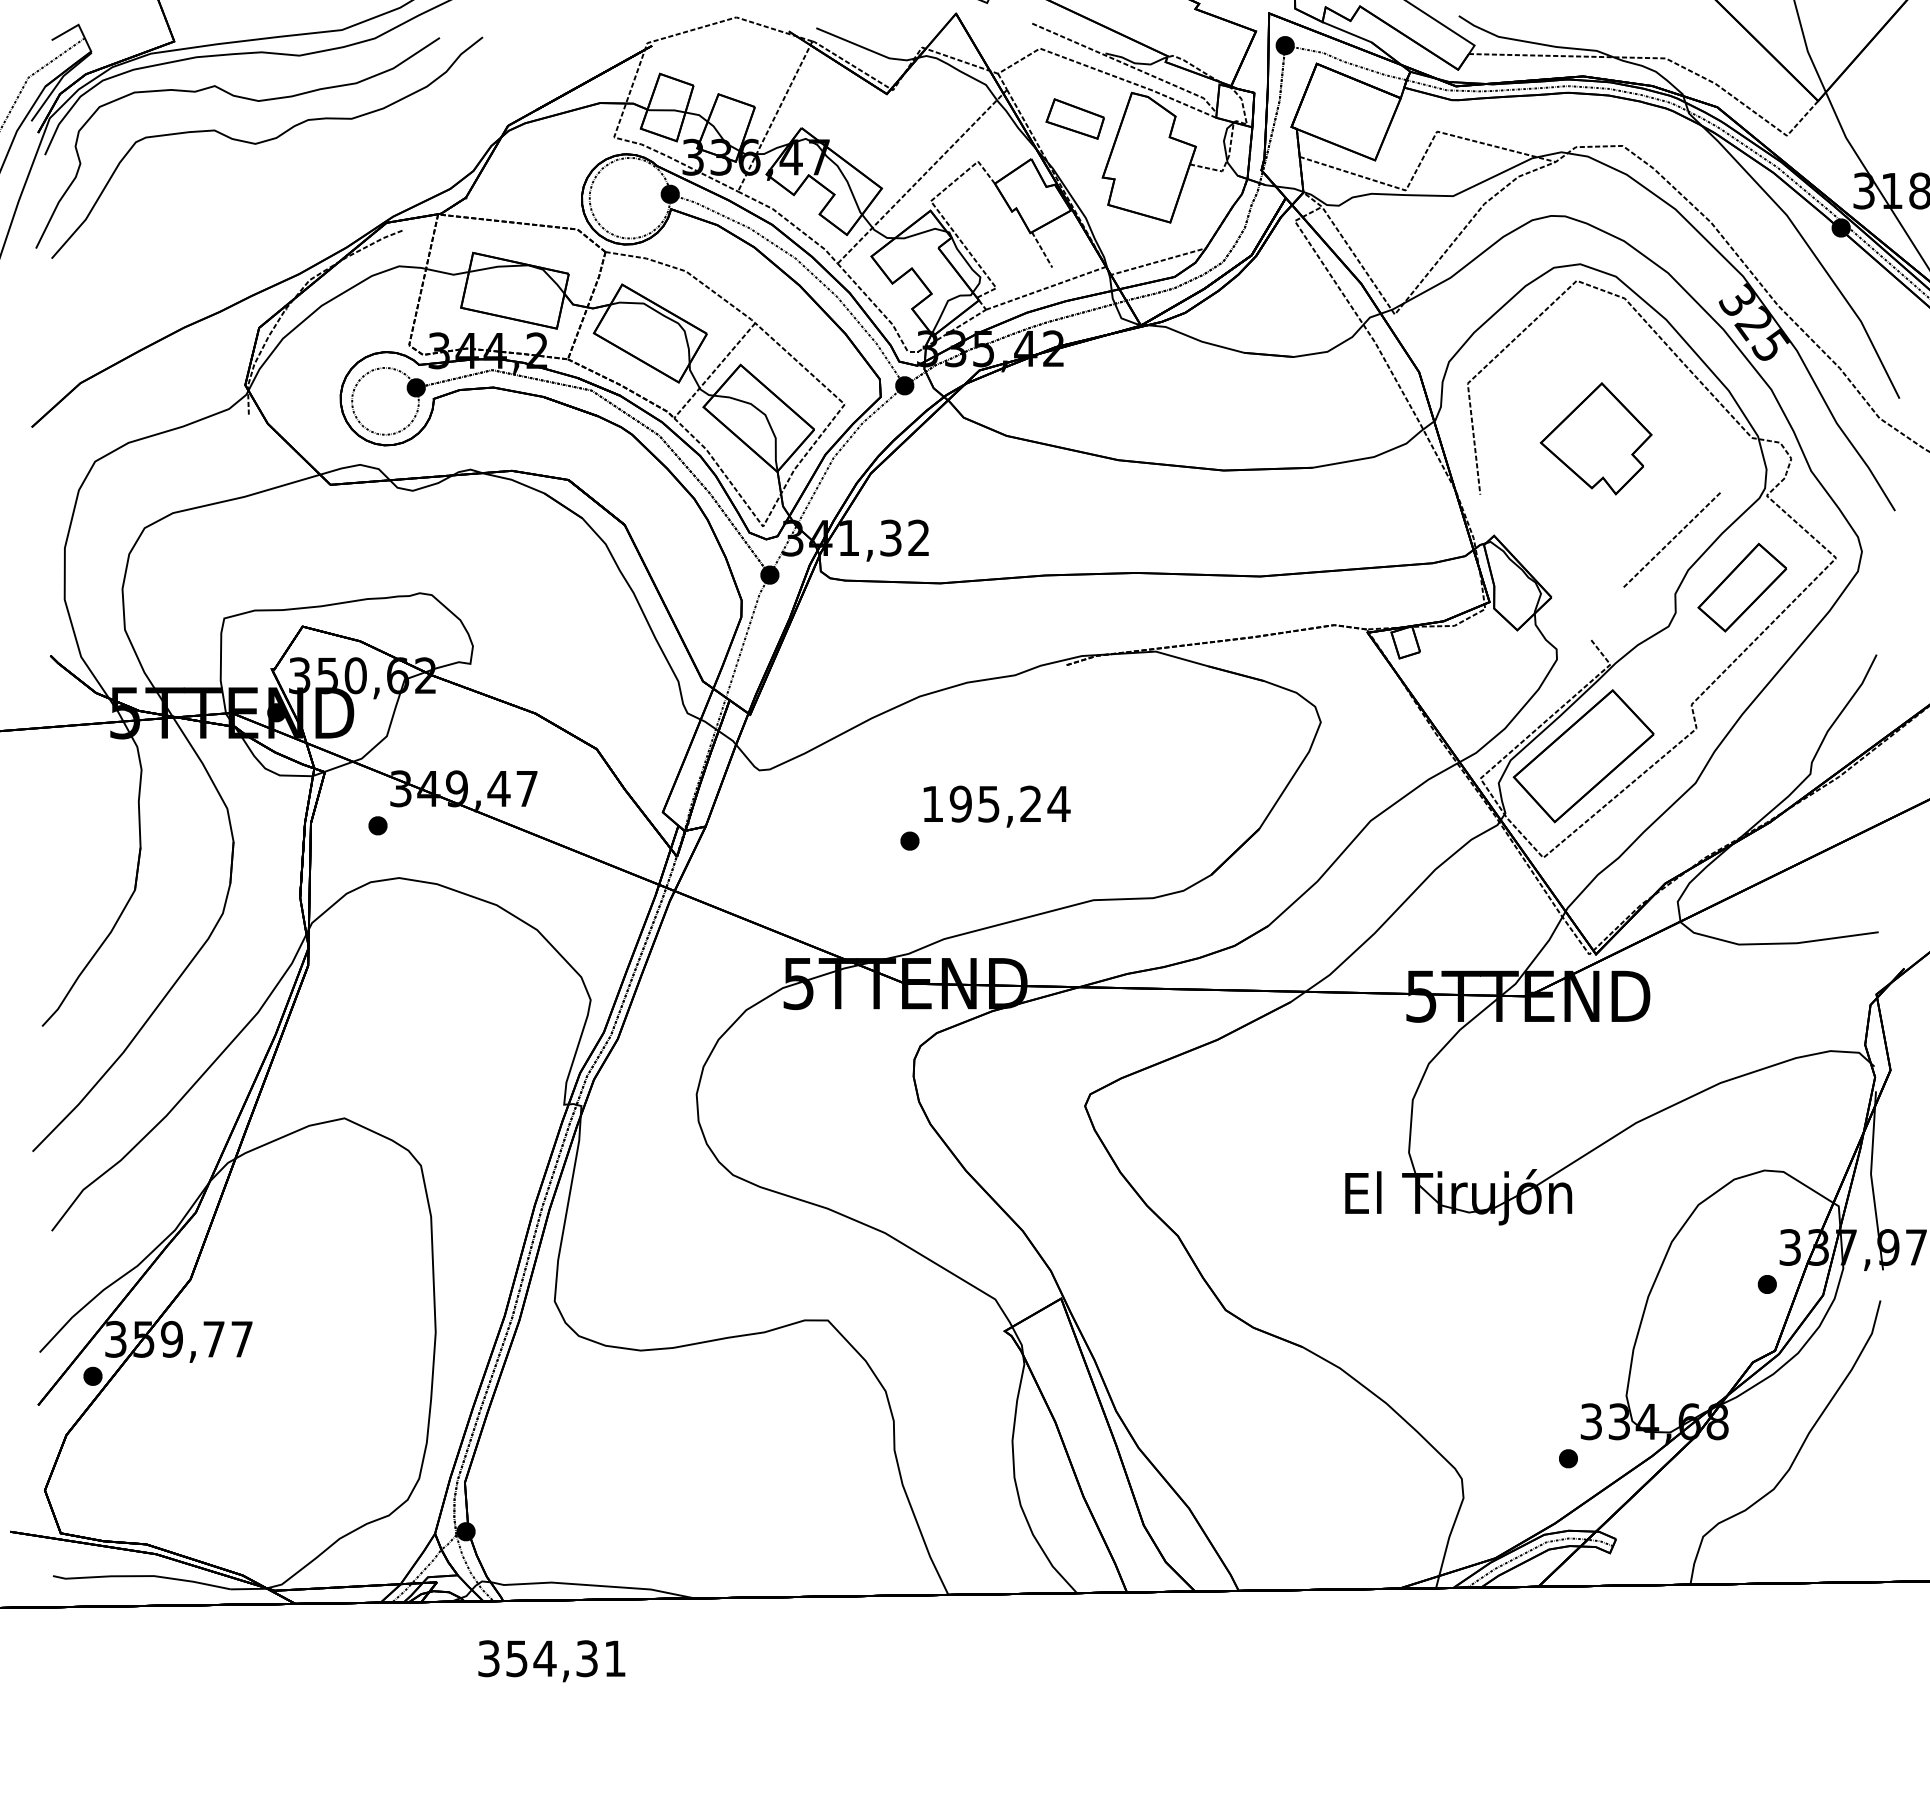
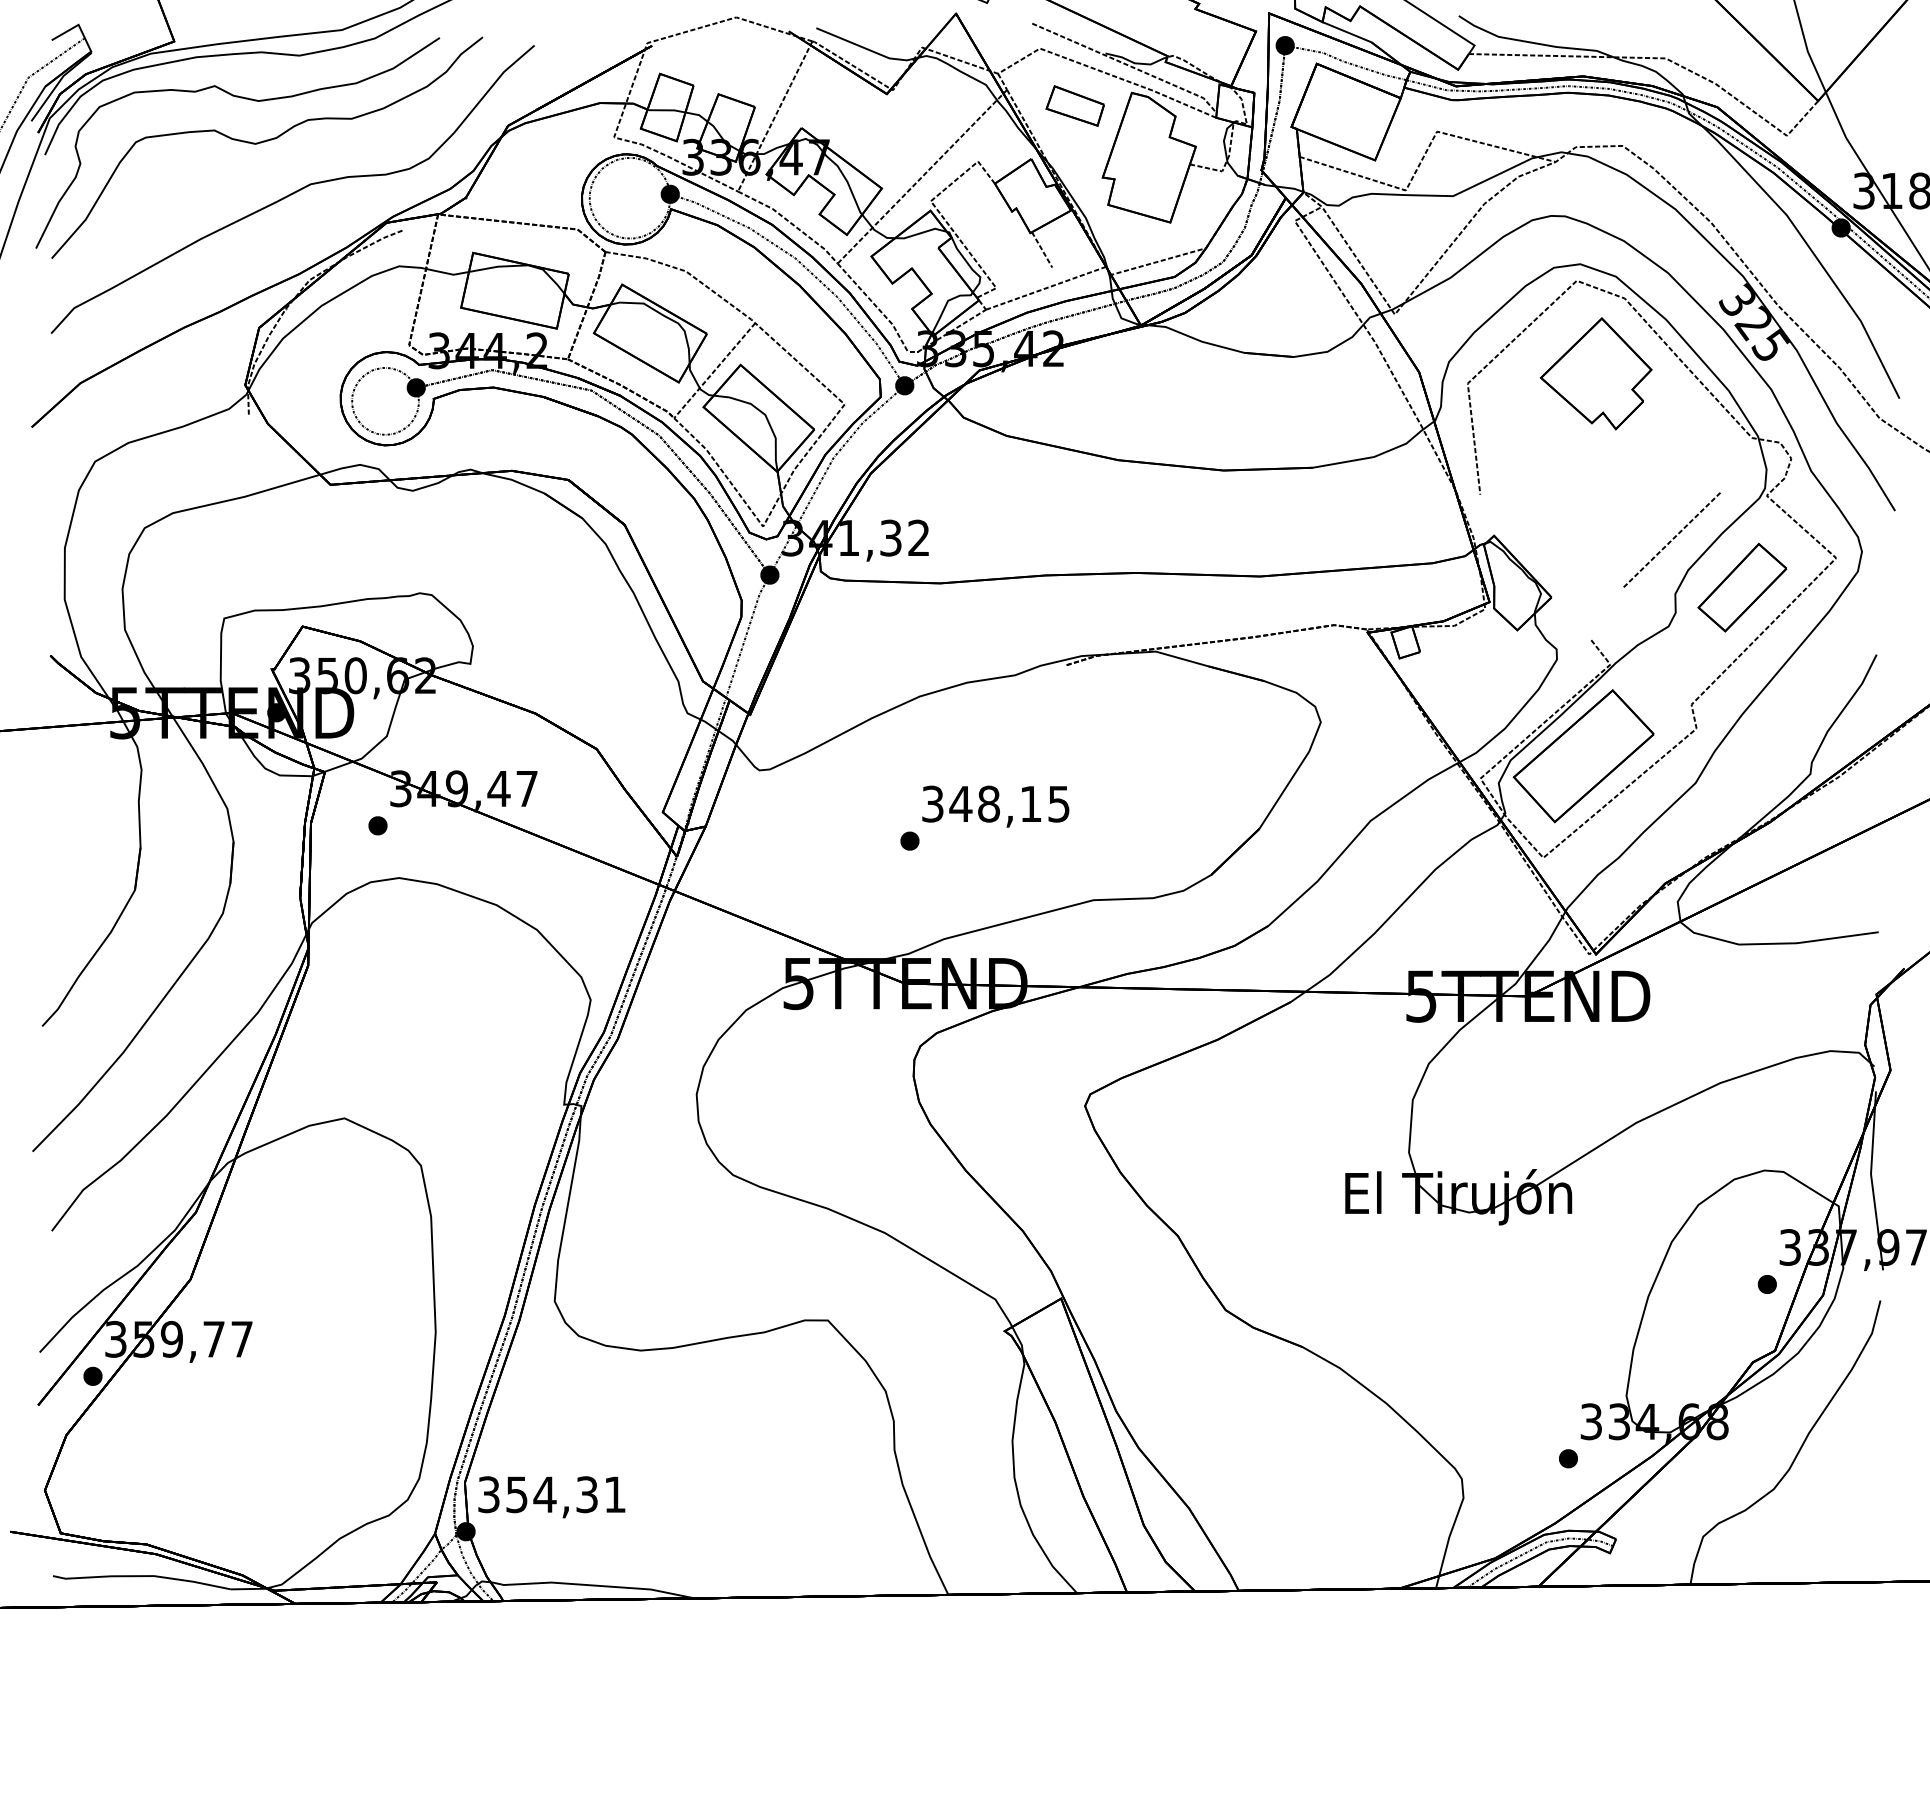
part position: (1074, 118) -> (1074, 105) (1074, 105)
part: none -> present (292, 189)
part position: (1595, 438) -> (1595, 373) (1595, 373)
text: 195,24 -> 348,15 (996, 803)
text position: (551, 1661) -> (551, 1497) (551, 1497)
